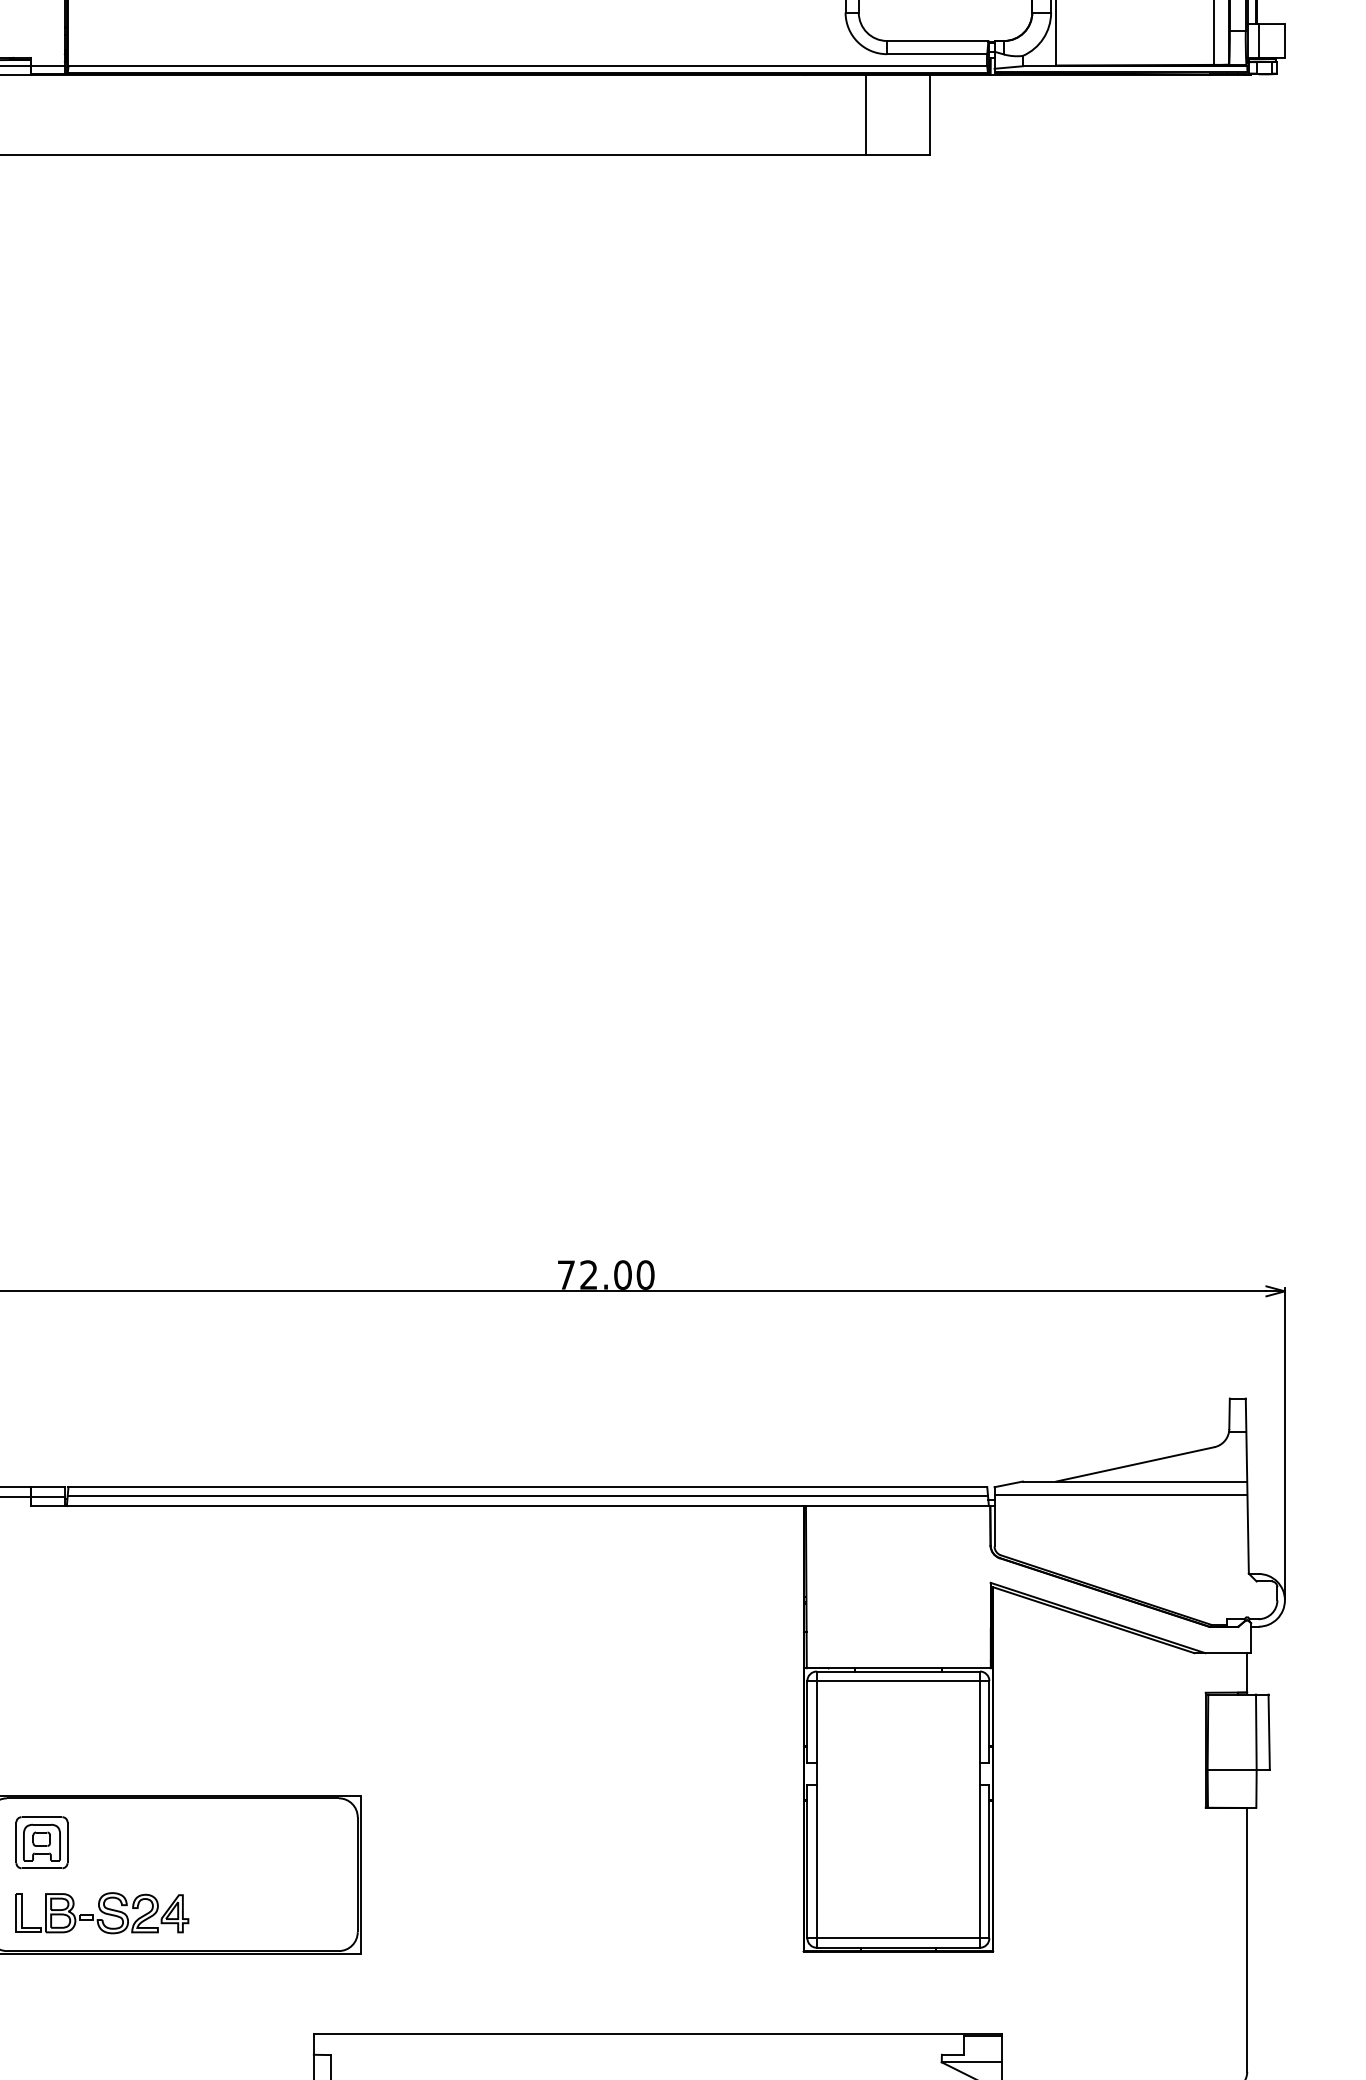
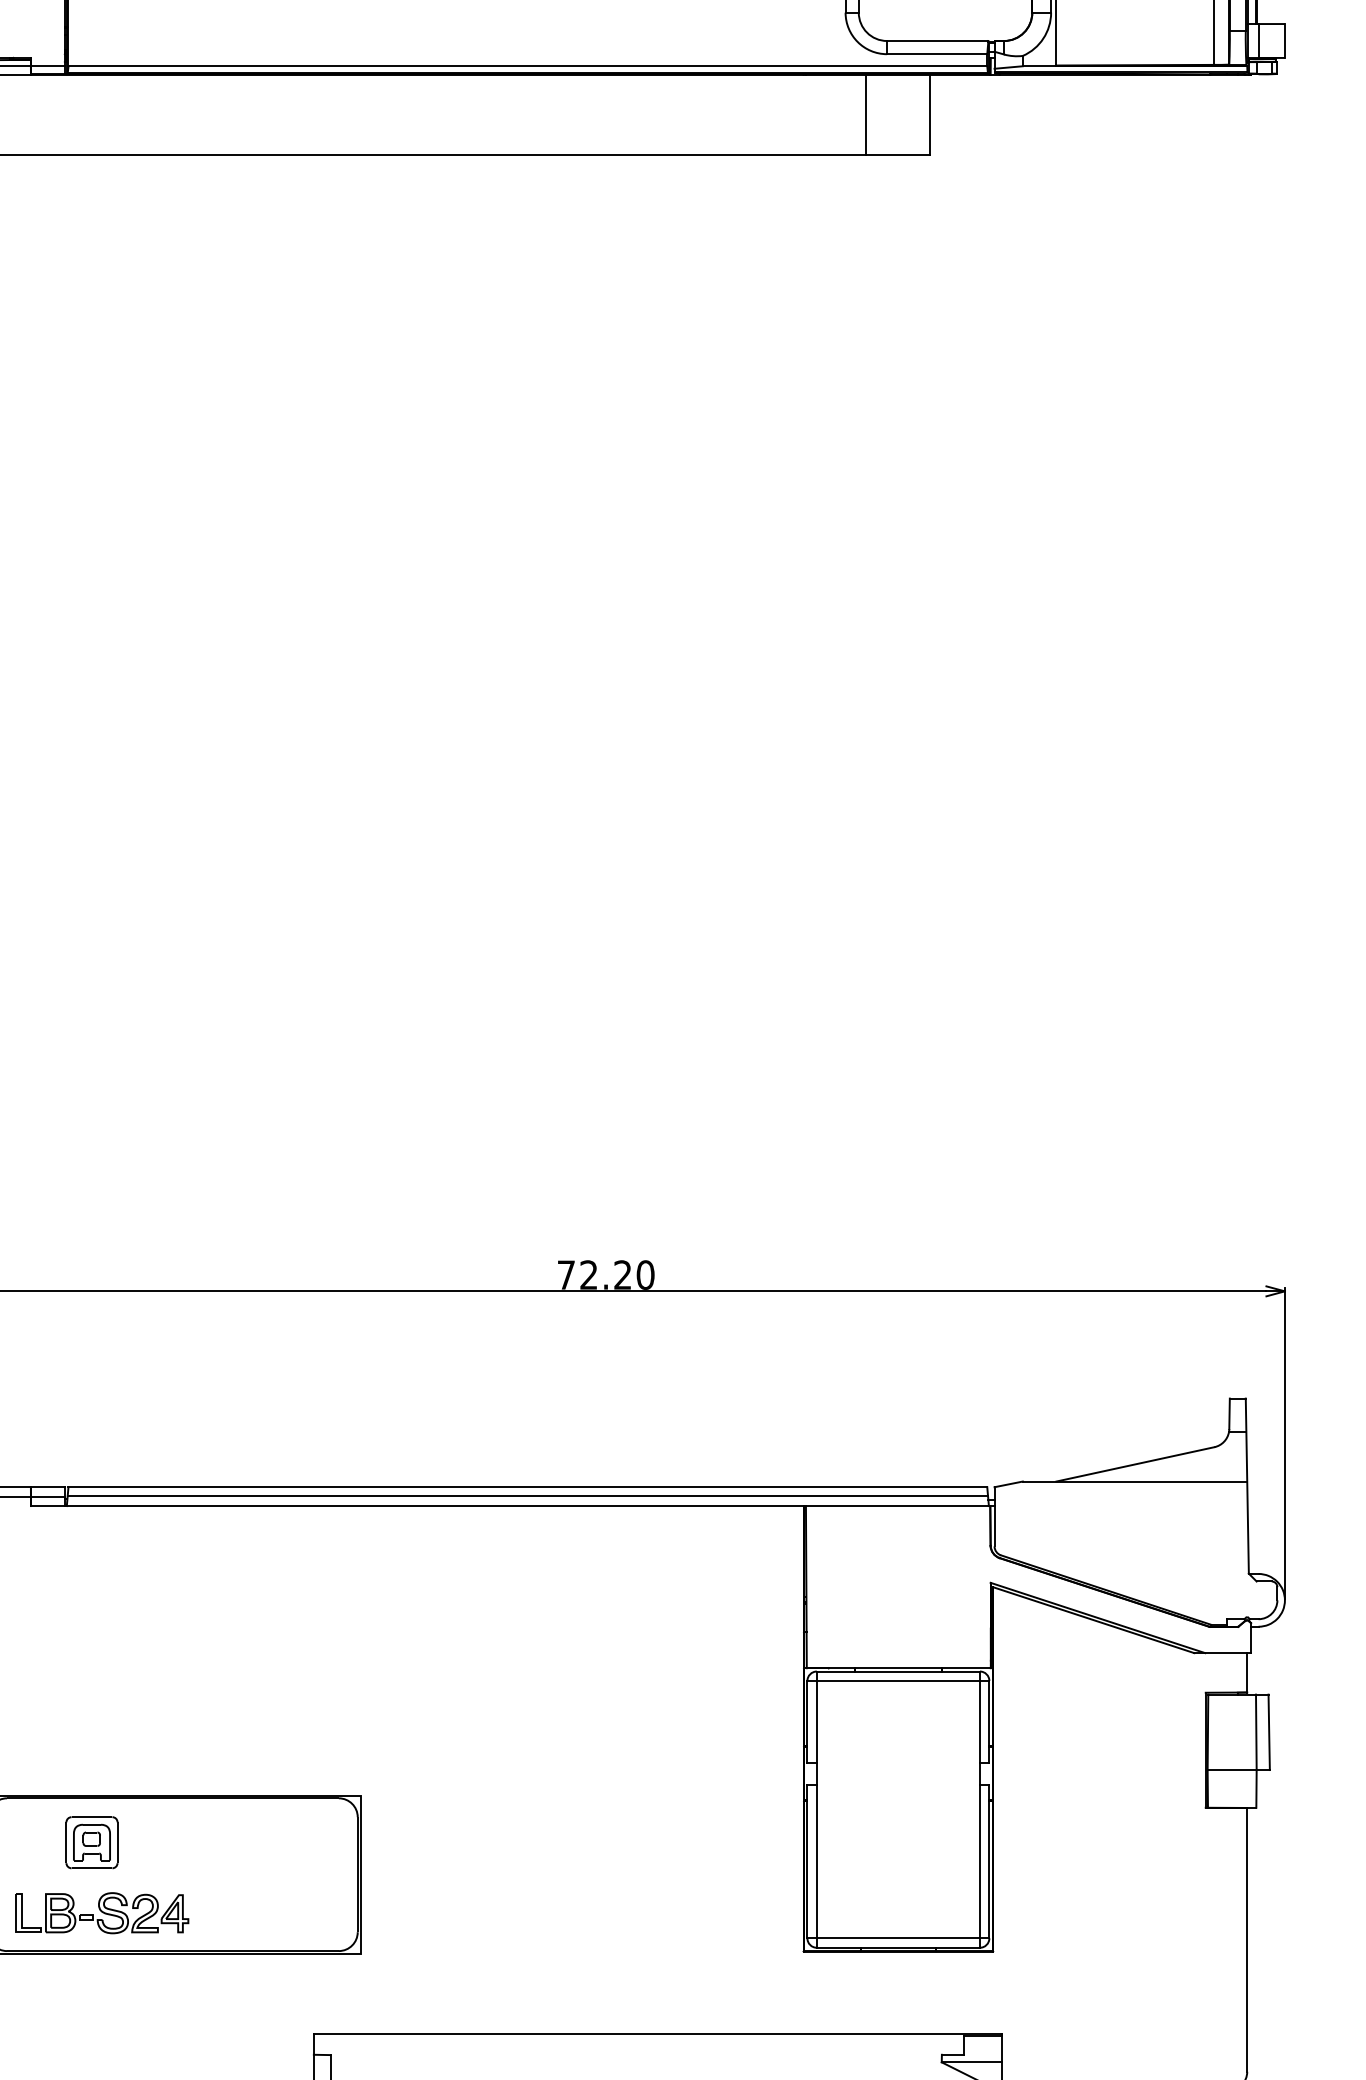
text: 72.00 -> 72.20 (622, 1274)
line: present -> none (1120, 1494)
part position: (41, 1842) -> (91, 1842) (91, 1842)
